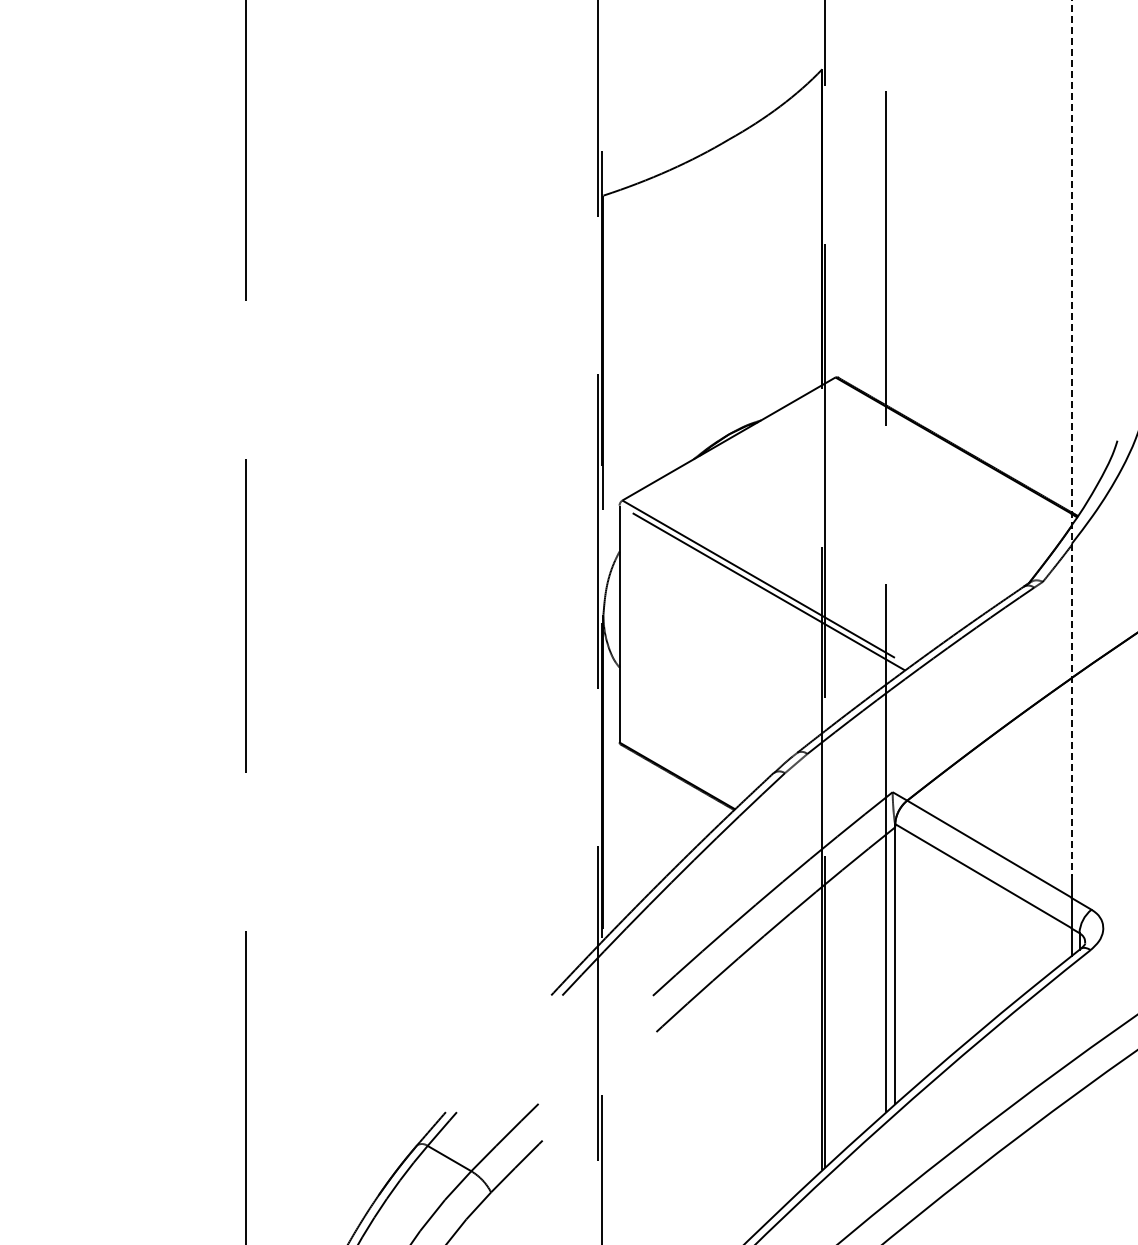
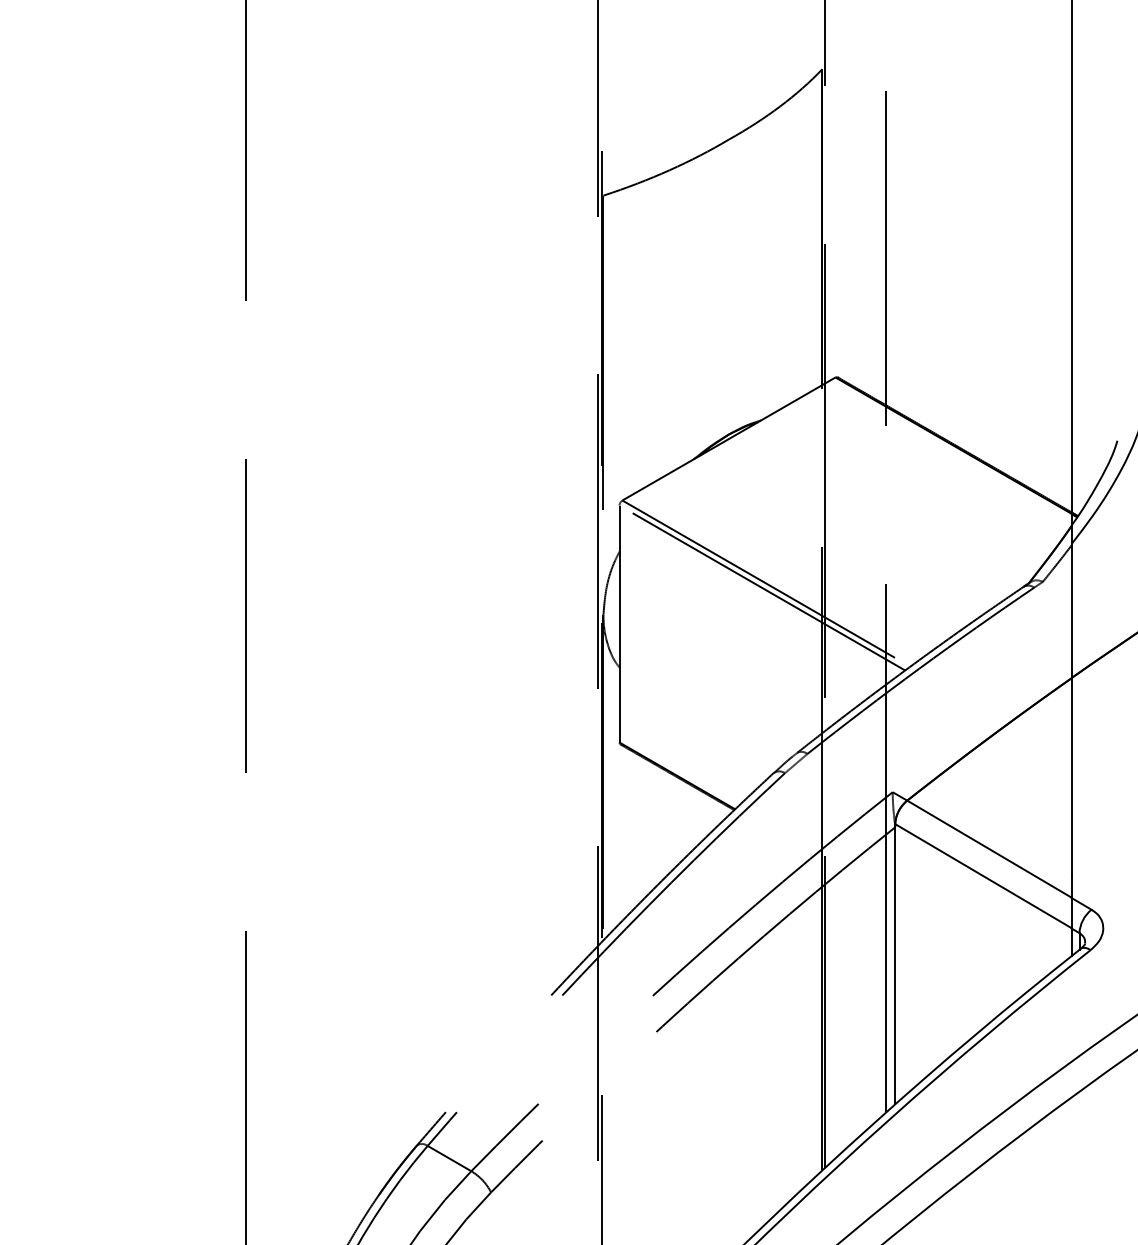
line: dashed -> solid (1071, 437)
